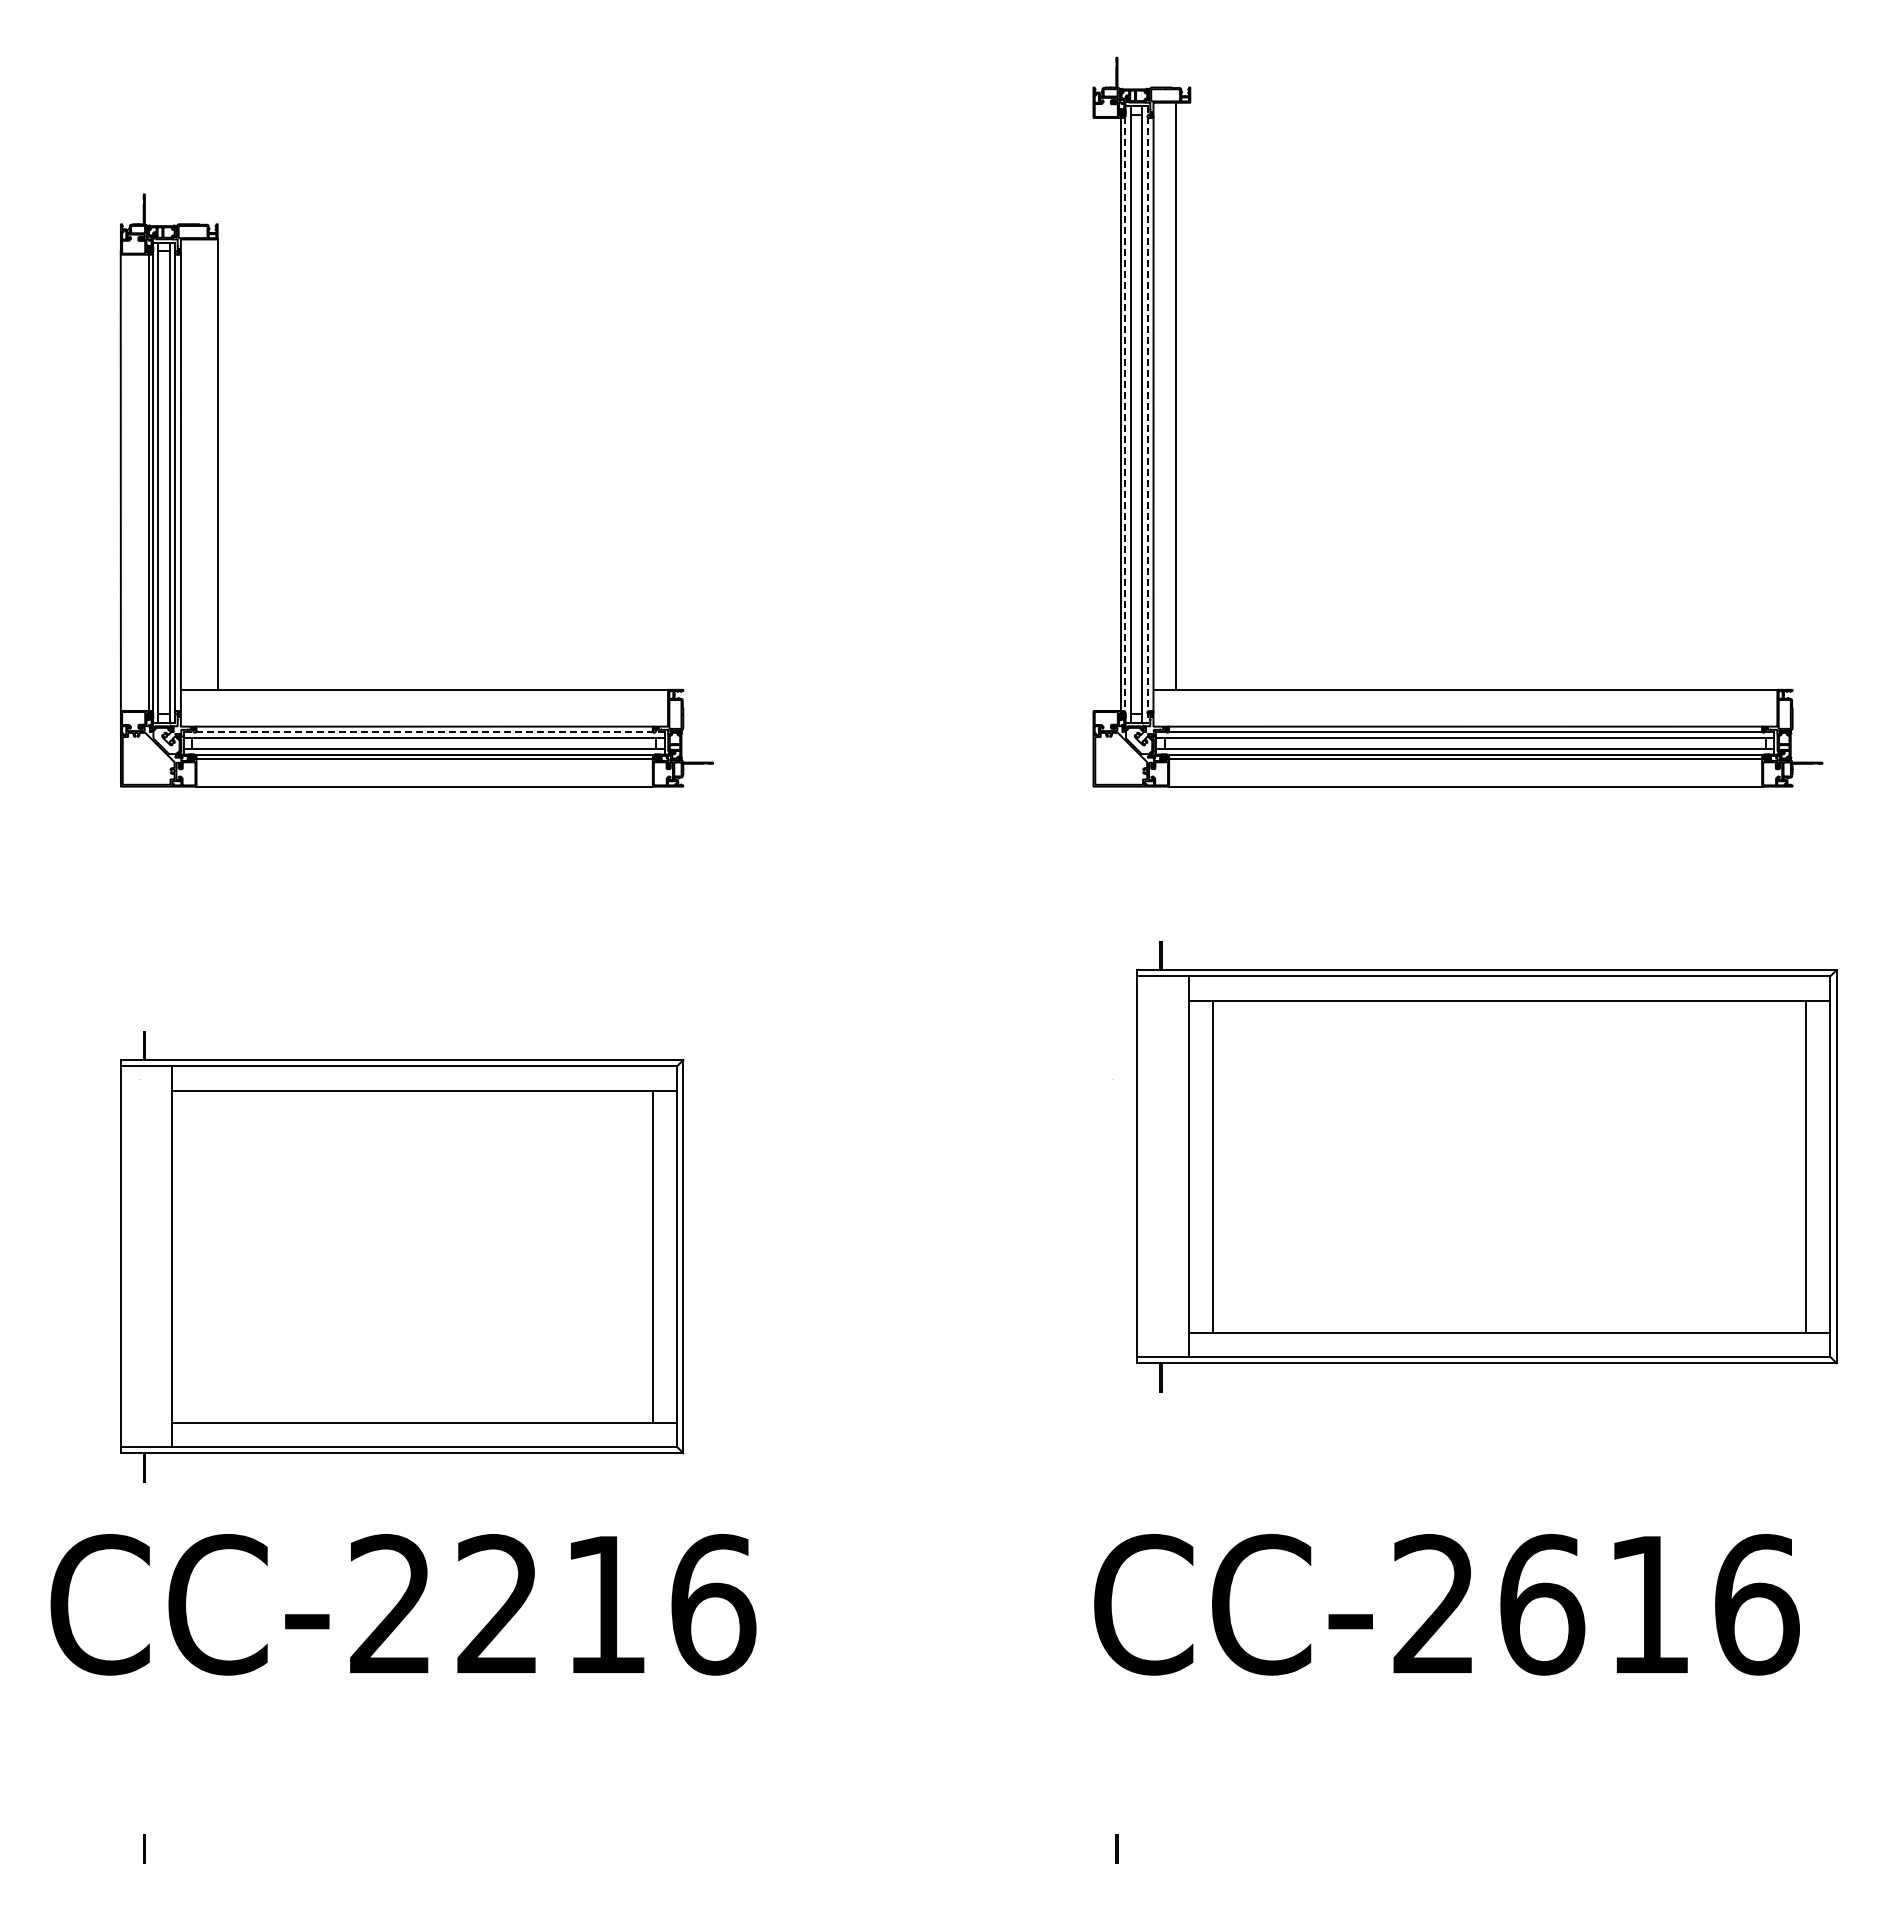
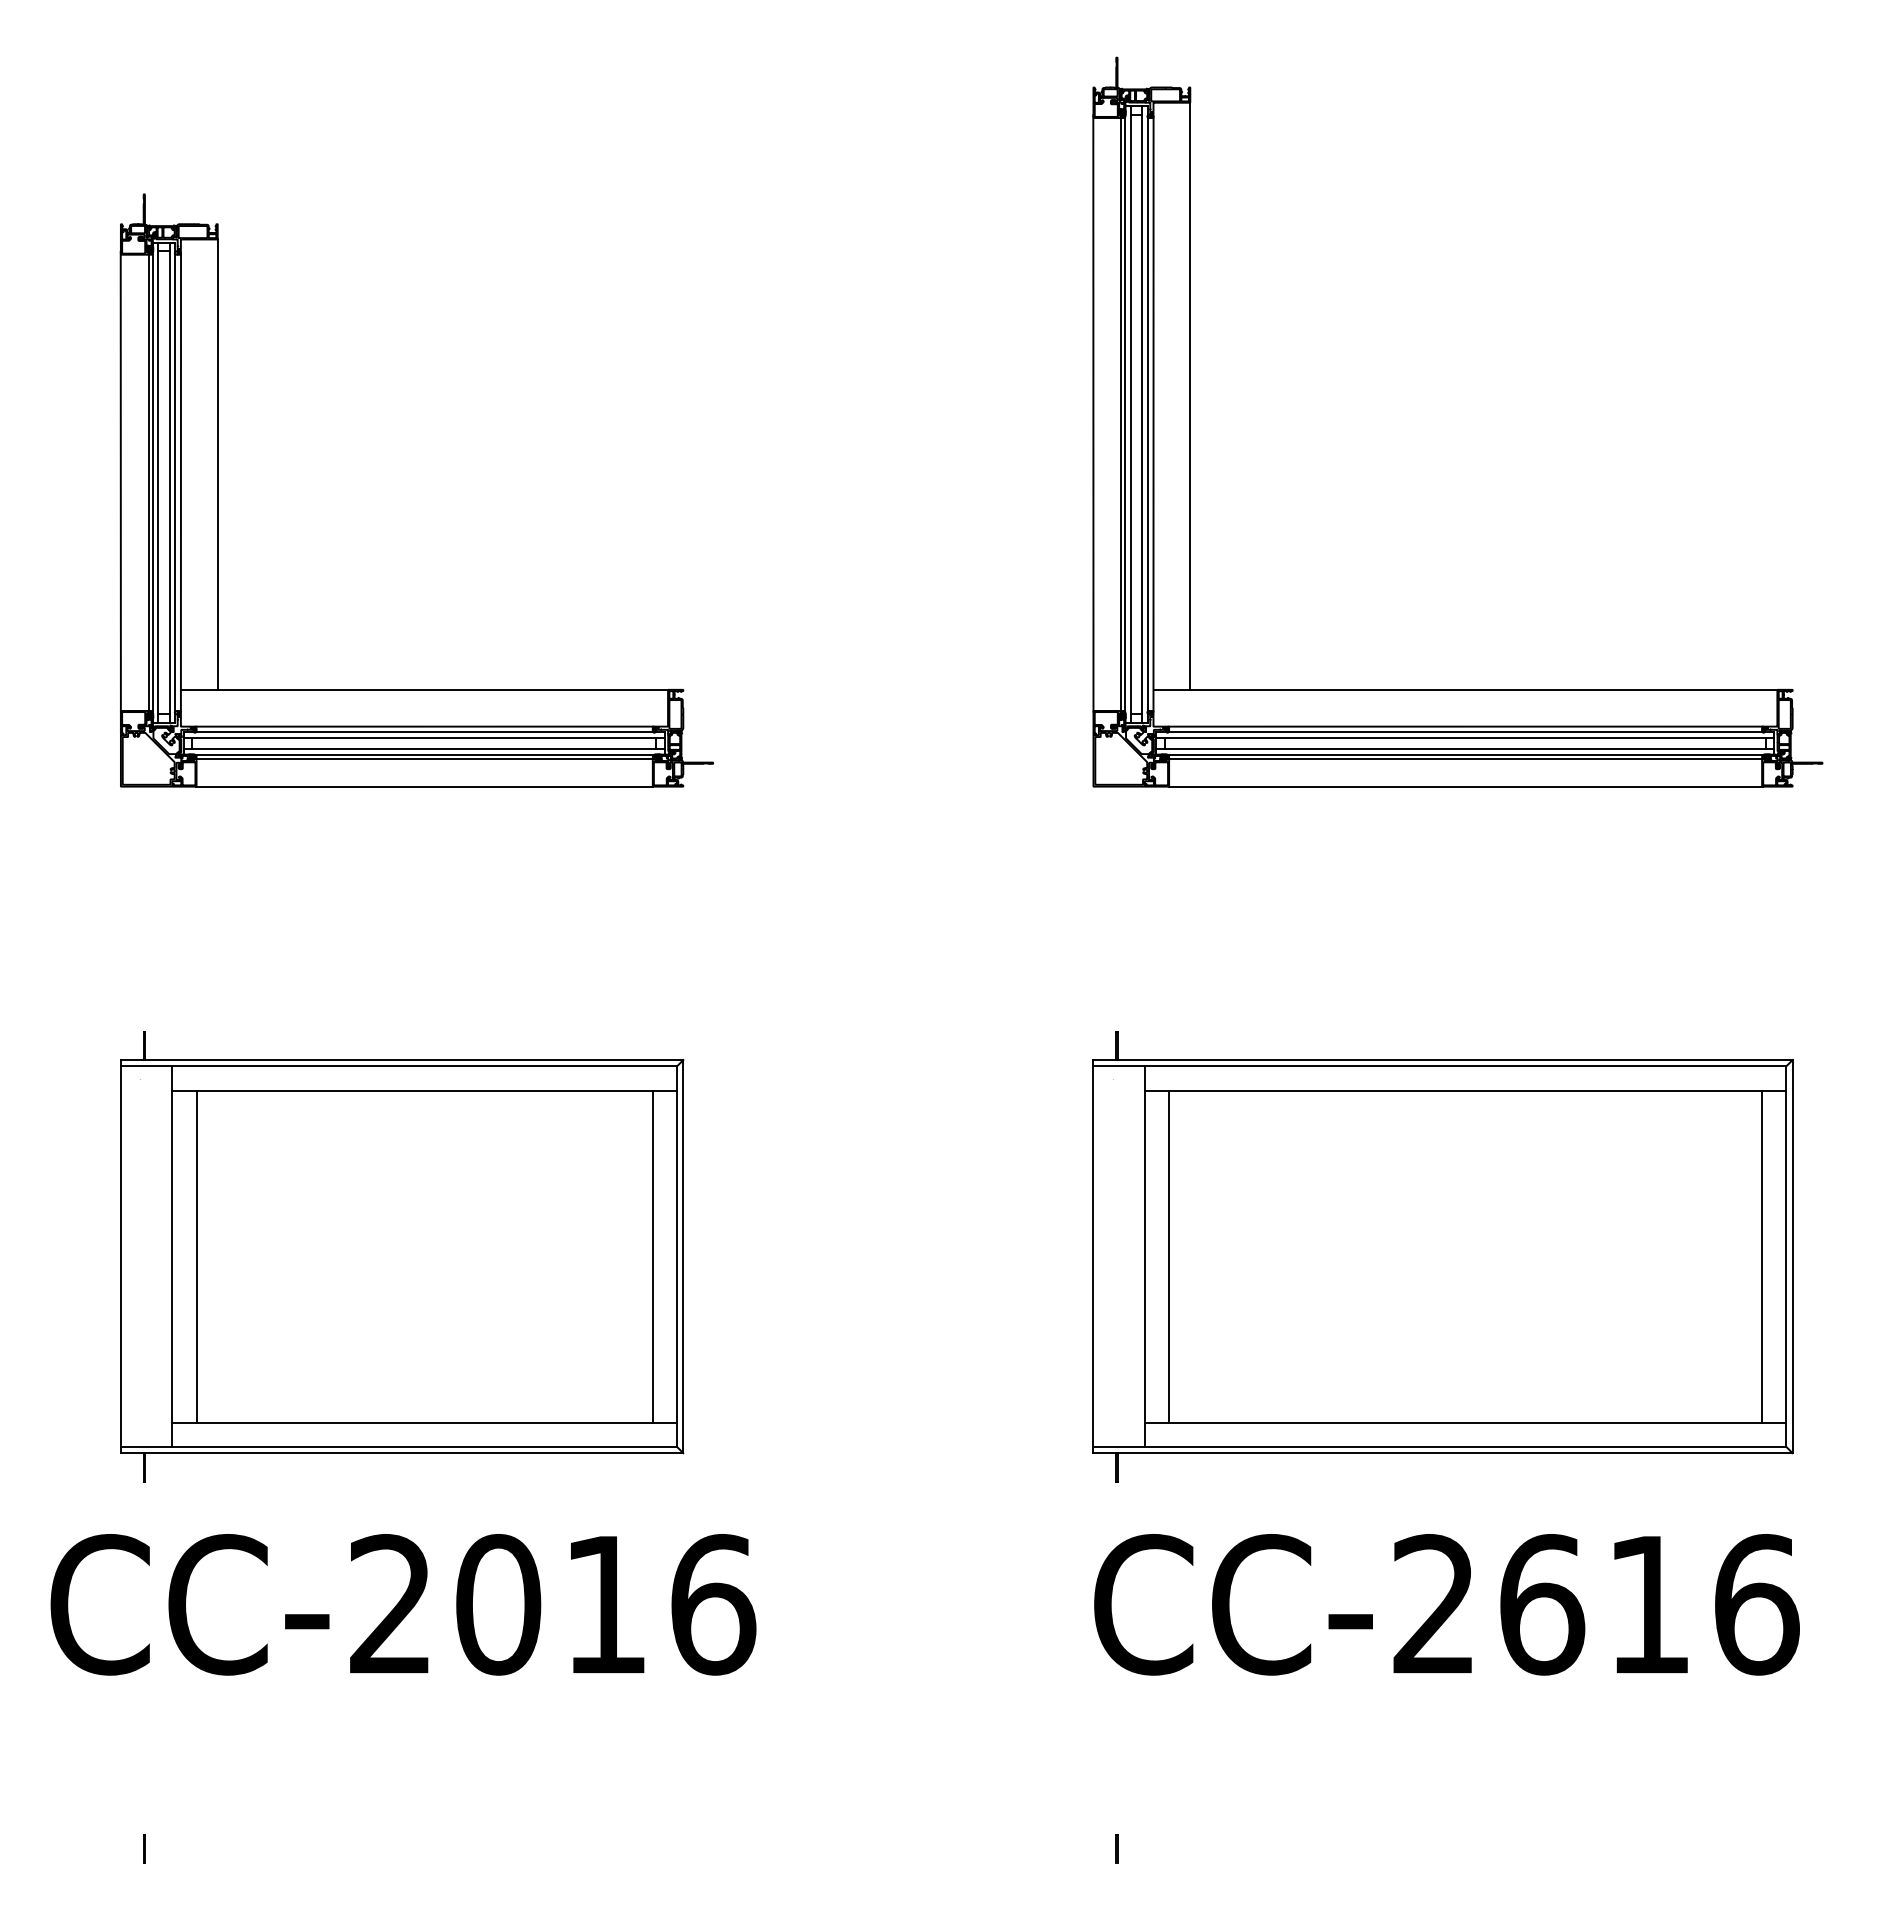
line position: (1176, 395) -> (1190, 395) (1190, 395)
line: none -> present (1093, 413)
line: dashed -> solid (1125, 414)
line: dashed -> solid (1148, 414)
line: dashed -> solid (424, 732)
part position: (1486, 1166) -> (1442, 1256) (1442, 1256)
line: none -> present (196, 1256)
text: CC-2216 -> CC-2016 (498, 1604)
